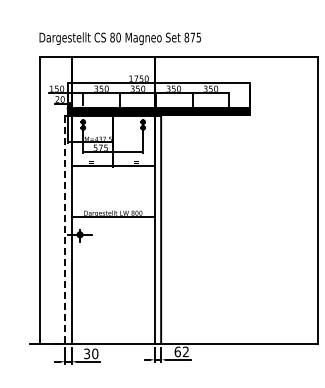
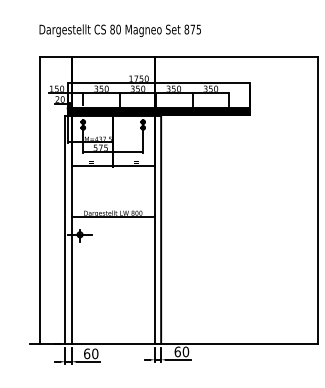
text position: (119, 38) -> (119, 30) (119, 30)
line: dashed -> solid (65, 229)
text: 62 -> 60 (185, 351)
text: 30 -> 60 (87, 353)
